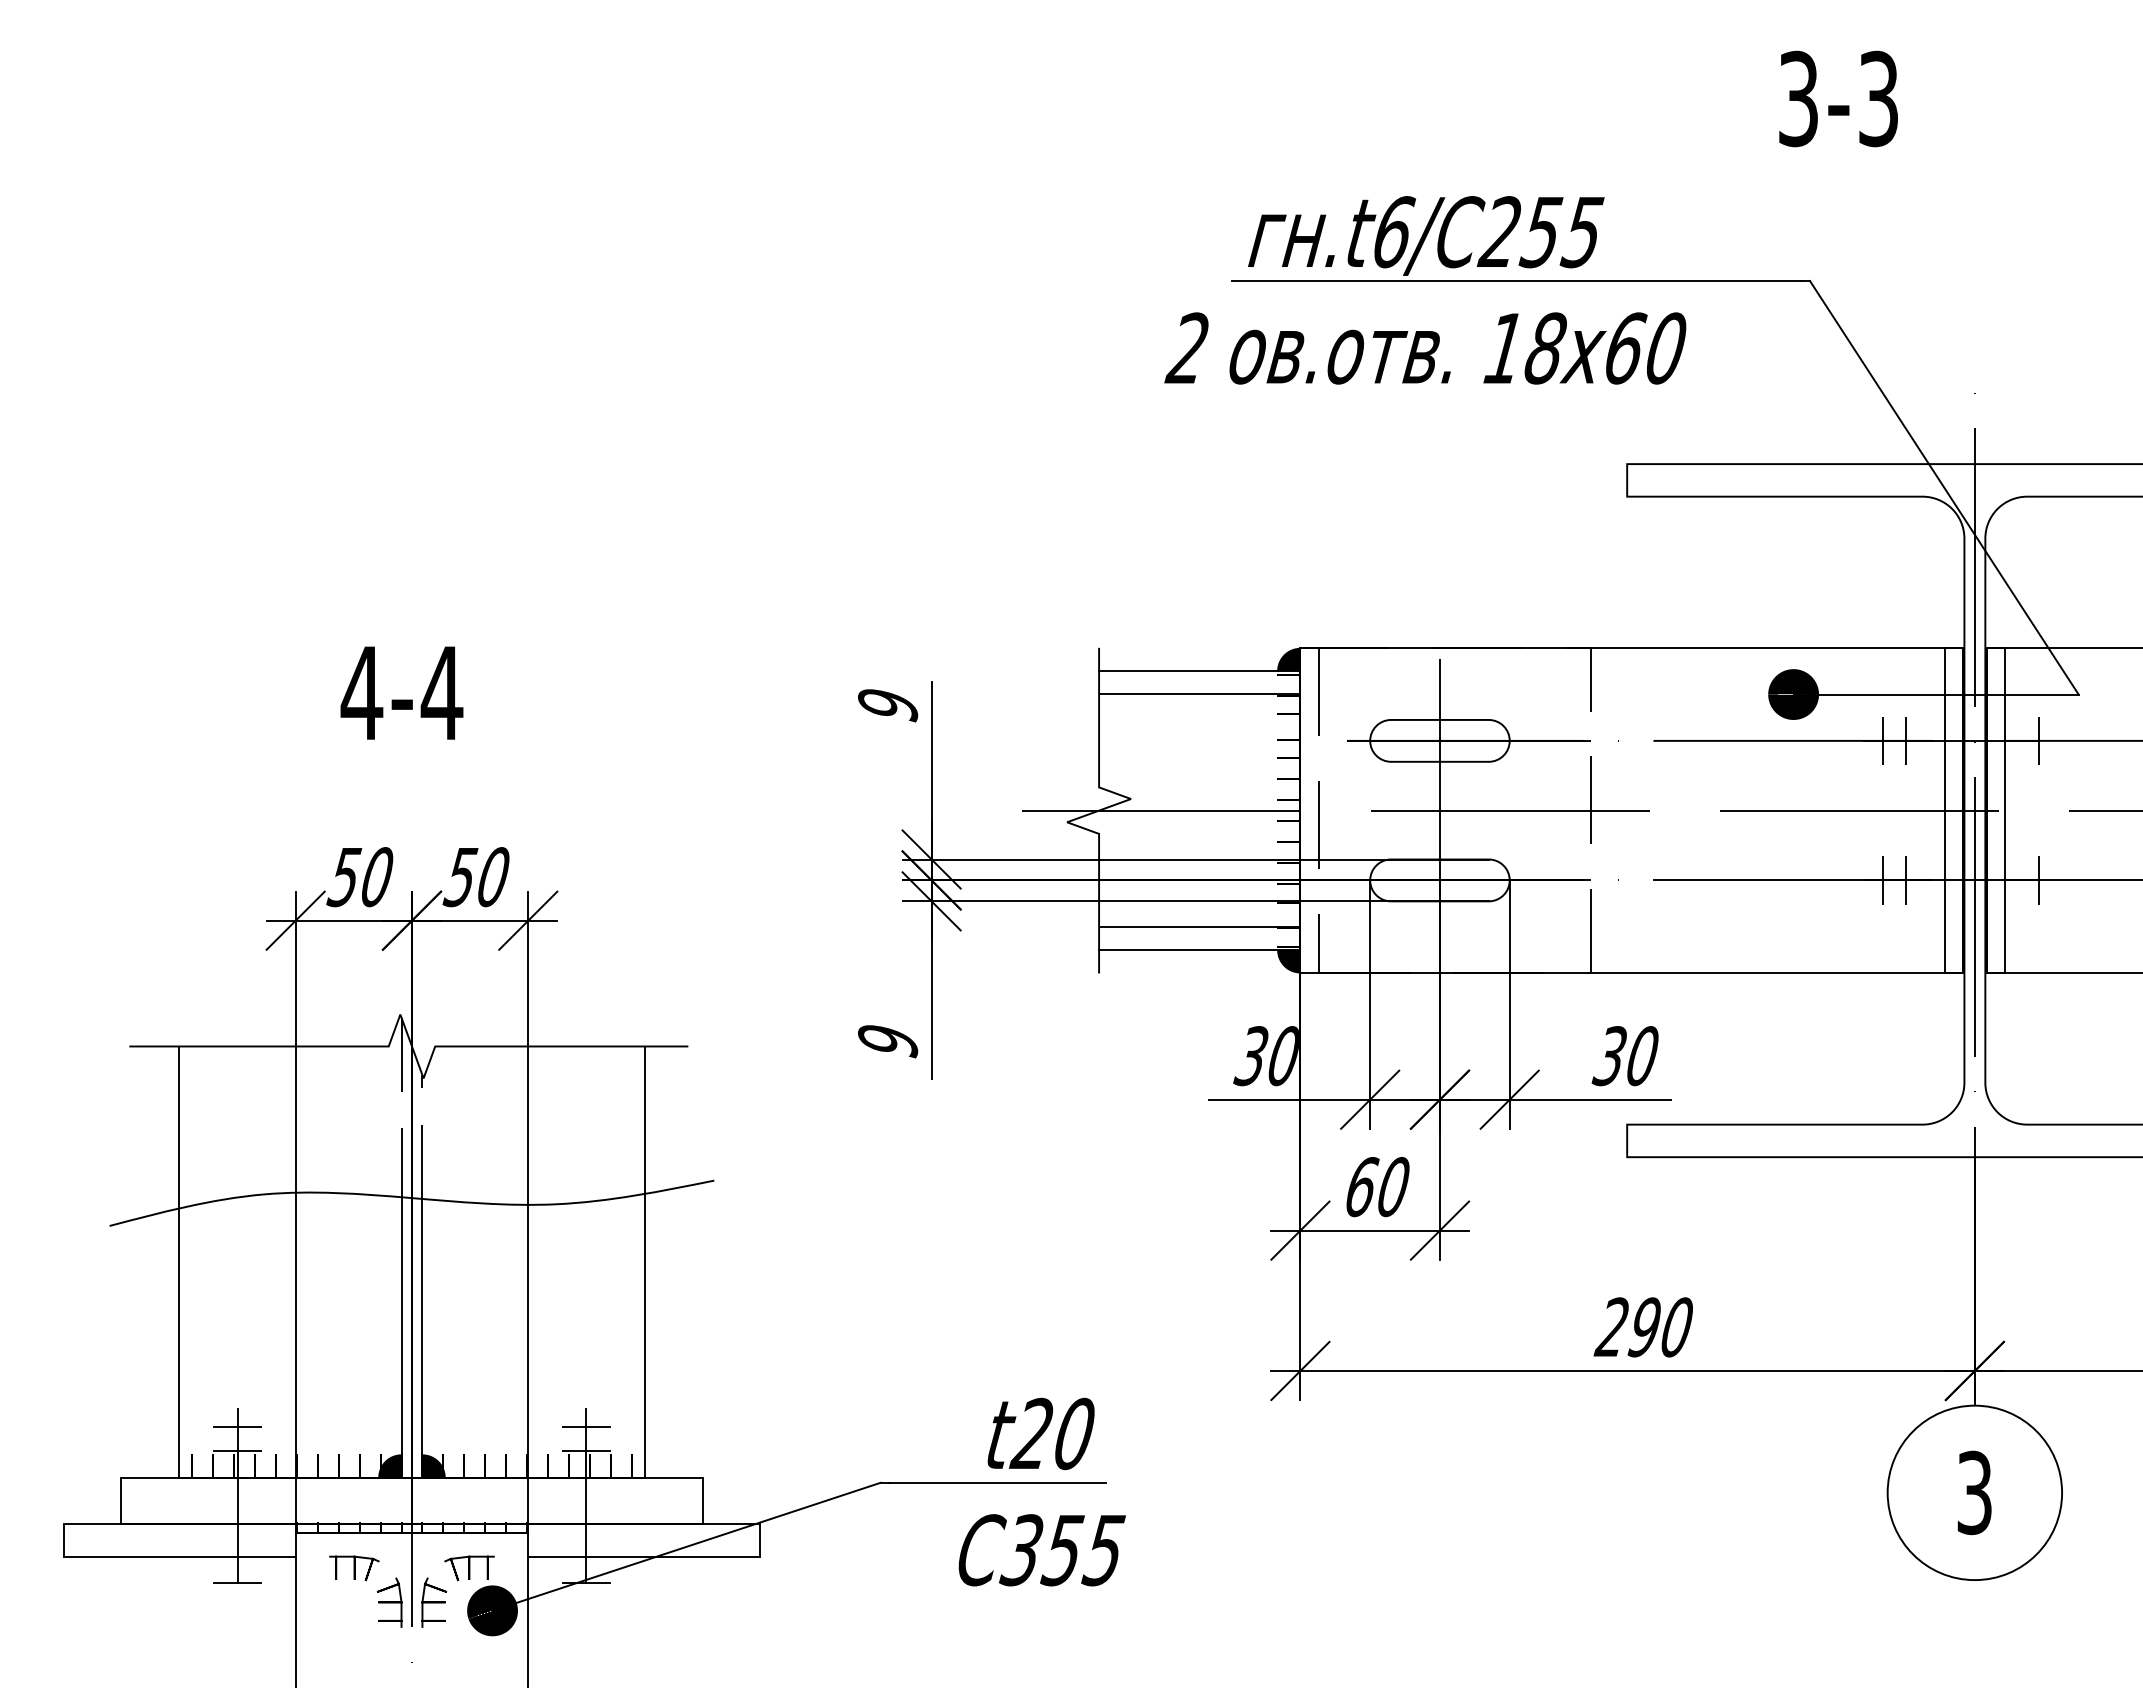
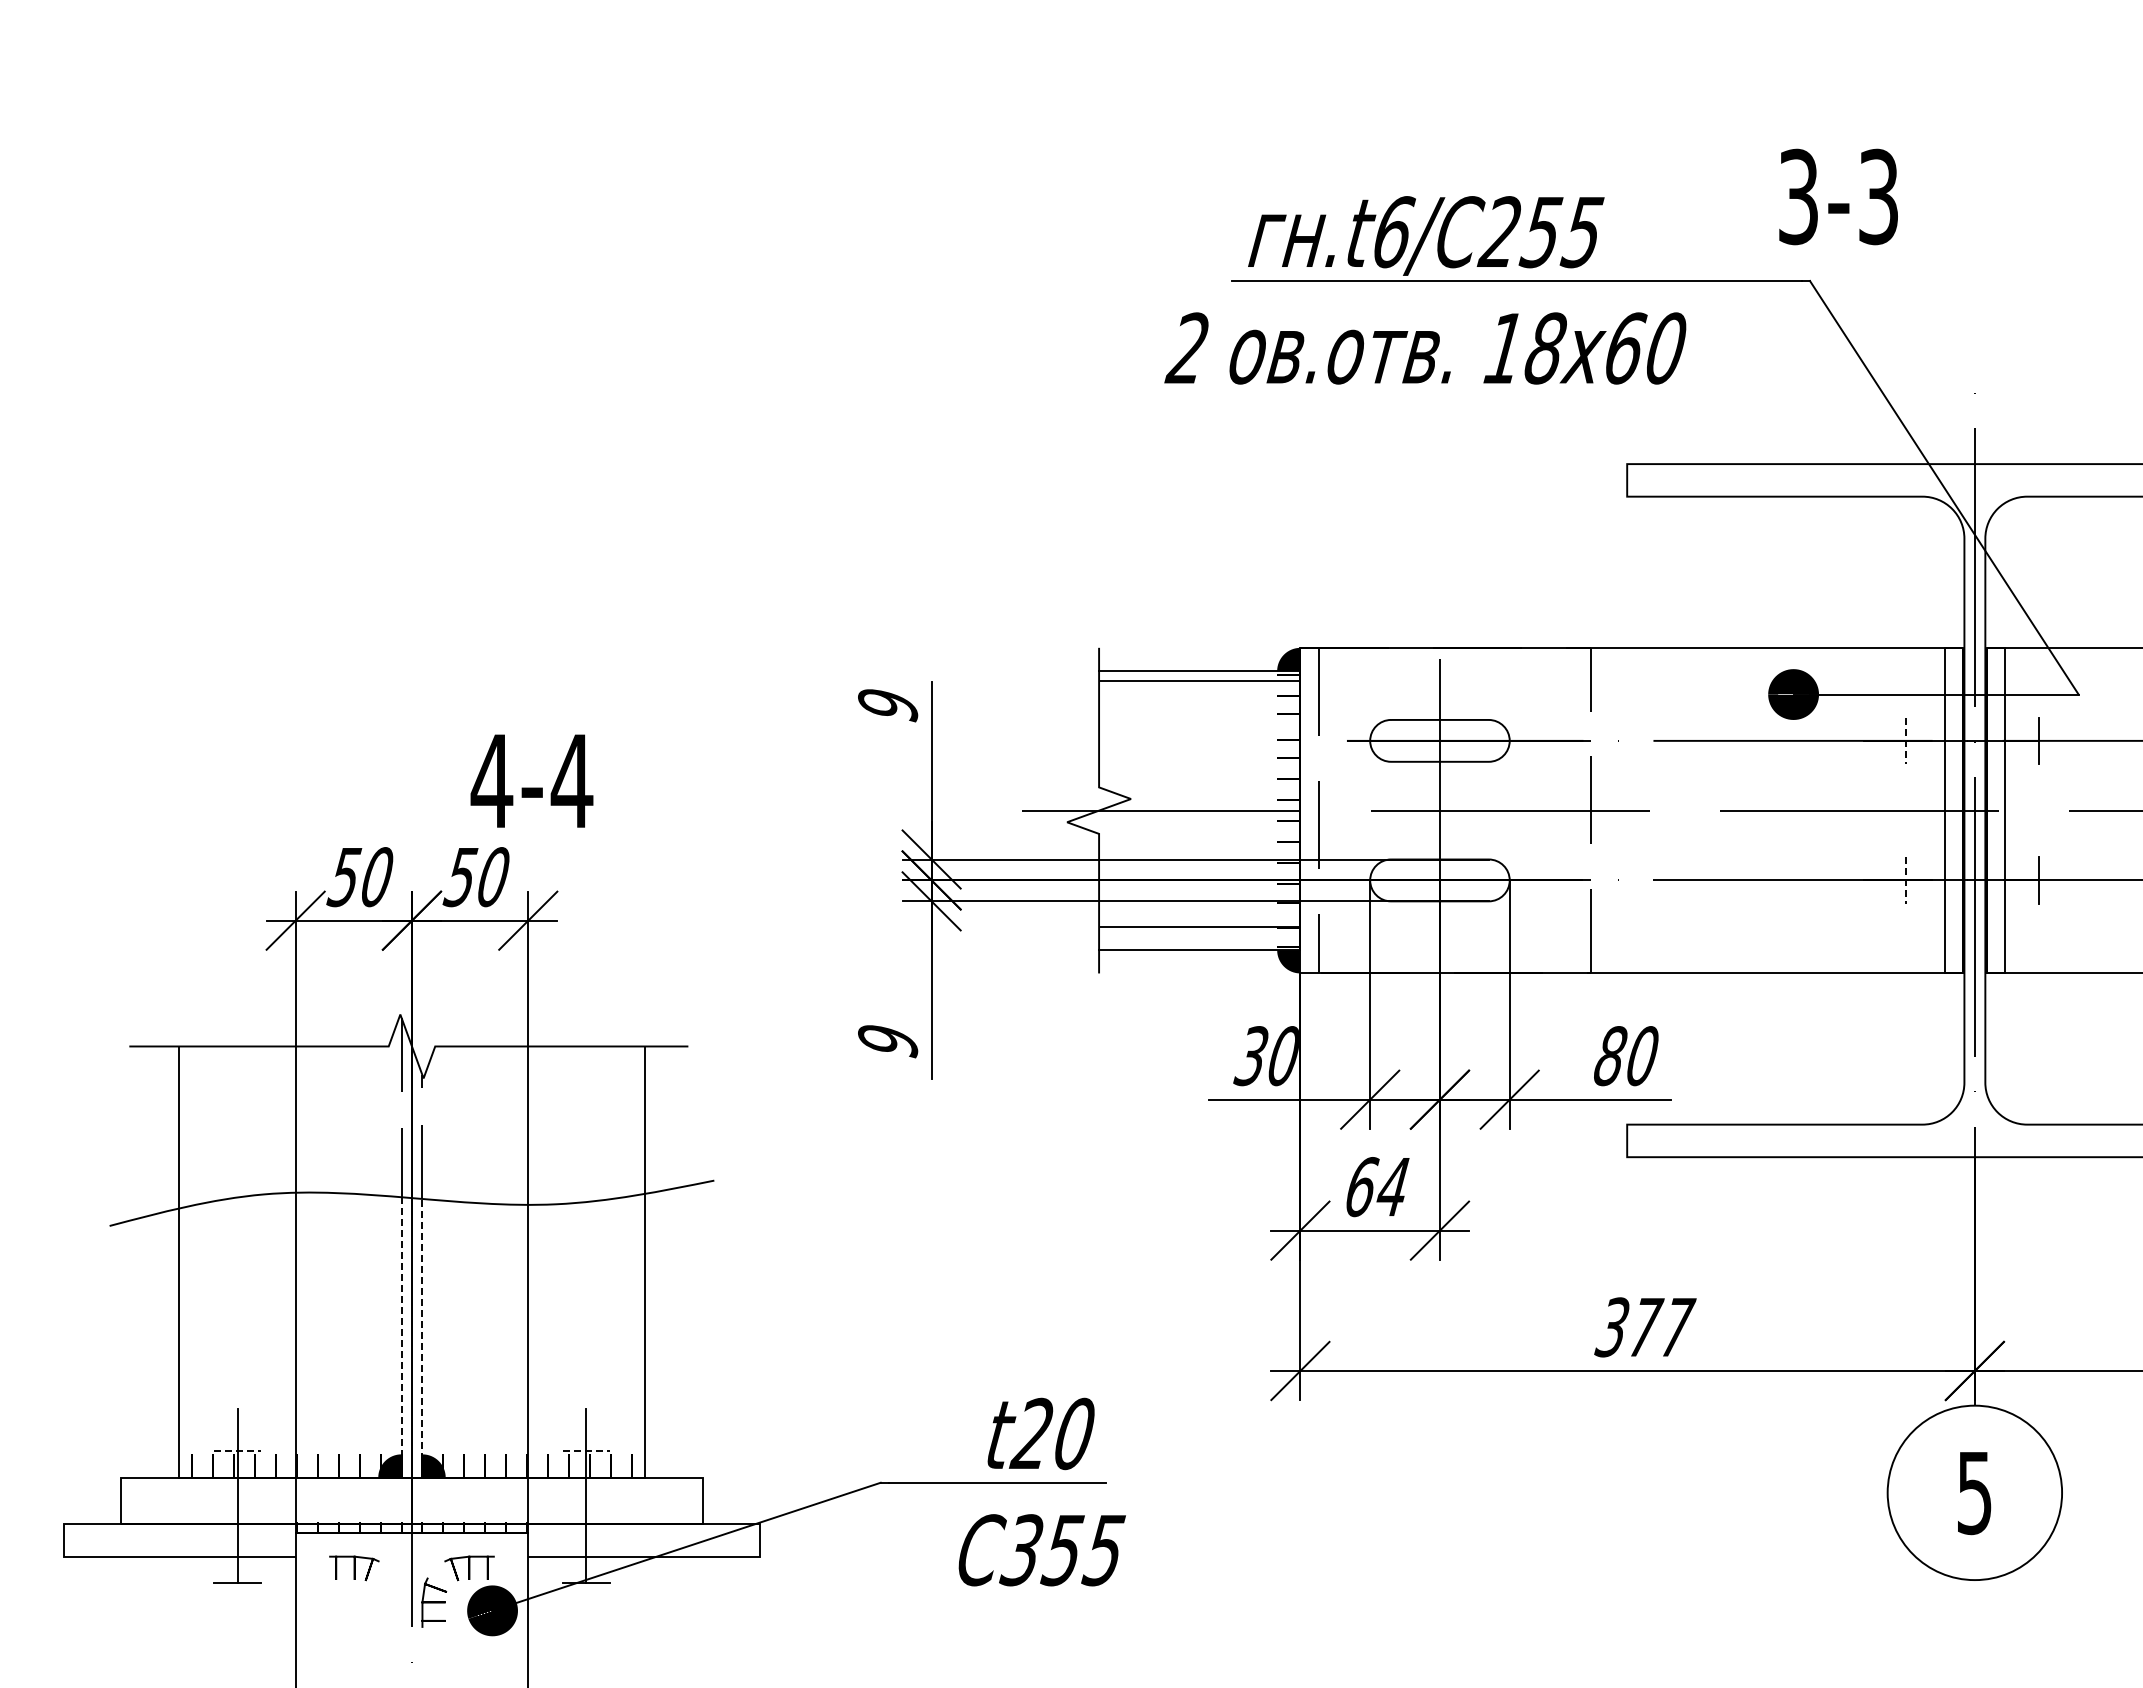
text position: (1838, 98) -> (1838, 196) (1838, 196)
text position: (401, 692) -> (531, 780) (531, 780)
line position: (1199, 694) -> (1199, 681) (1199, 681)
line: present -> none (1882, 740)
line: solid -> dashed (1906, 741)
line: present -> none (1882, 880)
line: solid -> dashed (1906, 880)
text: 30 -> 80 (1609, 1056)
text: 60 -> 64 (1392, 1187)
text: 290 -> 377 (1644, 1327)
line: present -> none (237, 1427)
line: present -> none (586, 1427)
line: solid -> dashed (238, 1450)
line: solid -> dashed (586, 1450)
line: solid -> dashed (411, 1477)
text: 3 -> 5 (1974, 1492)
curve: present -> none (389, 1602)
